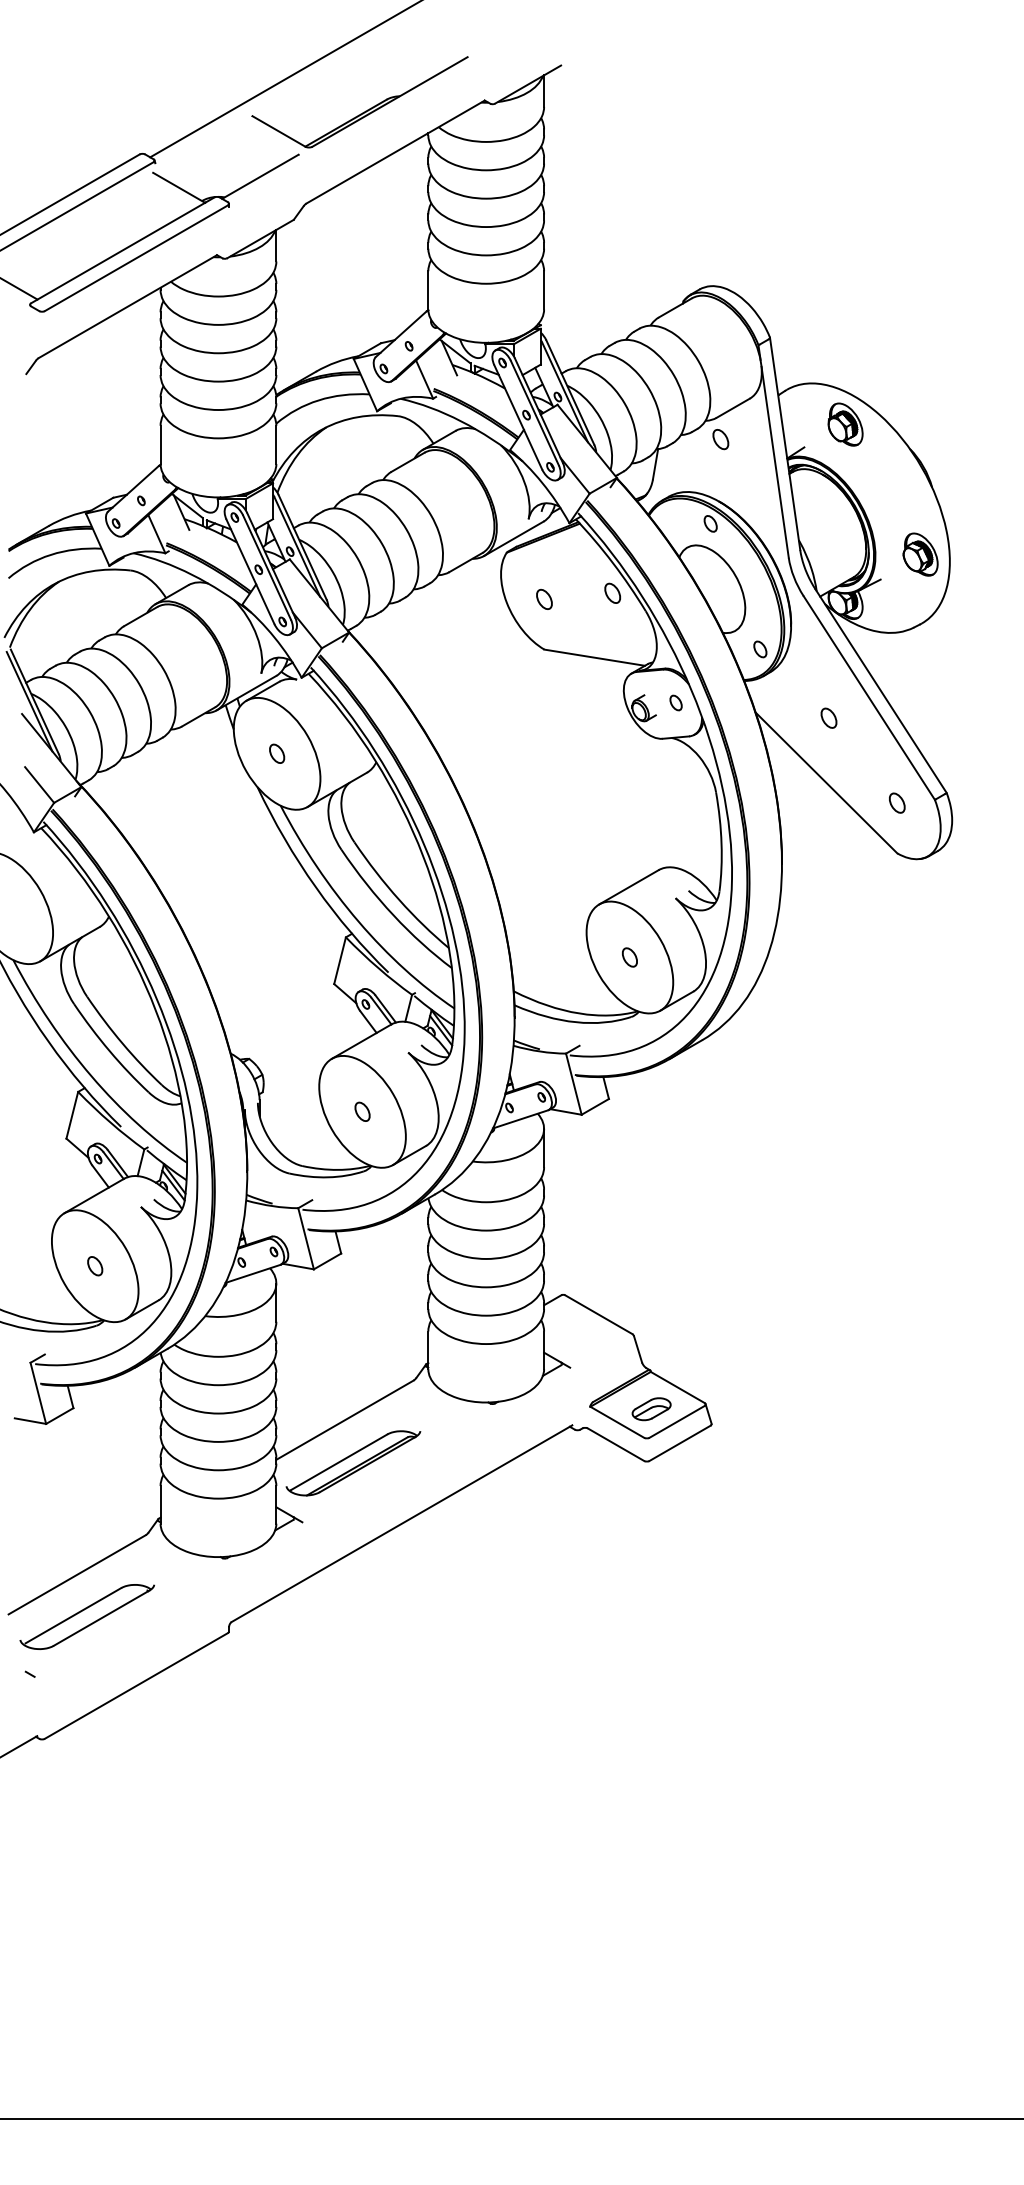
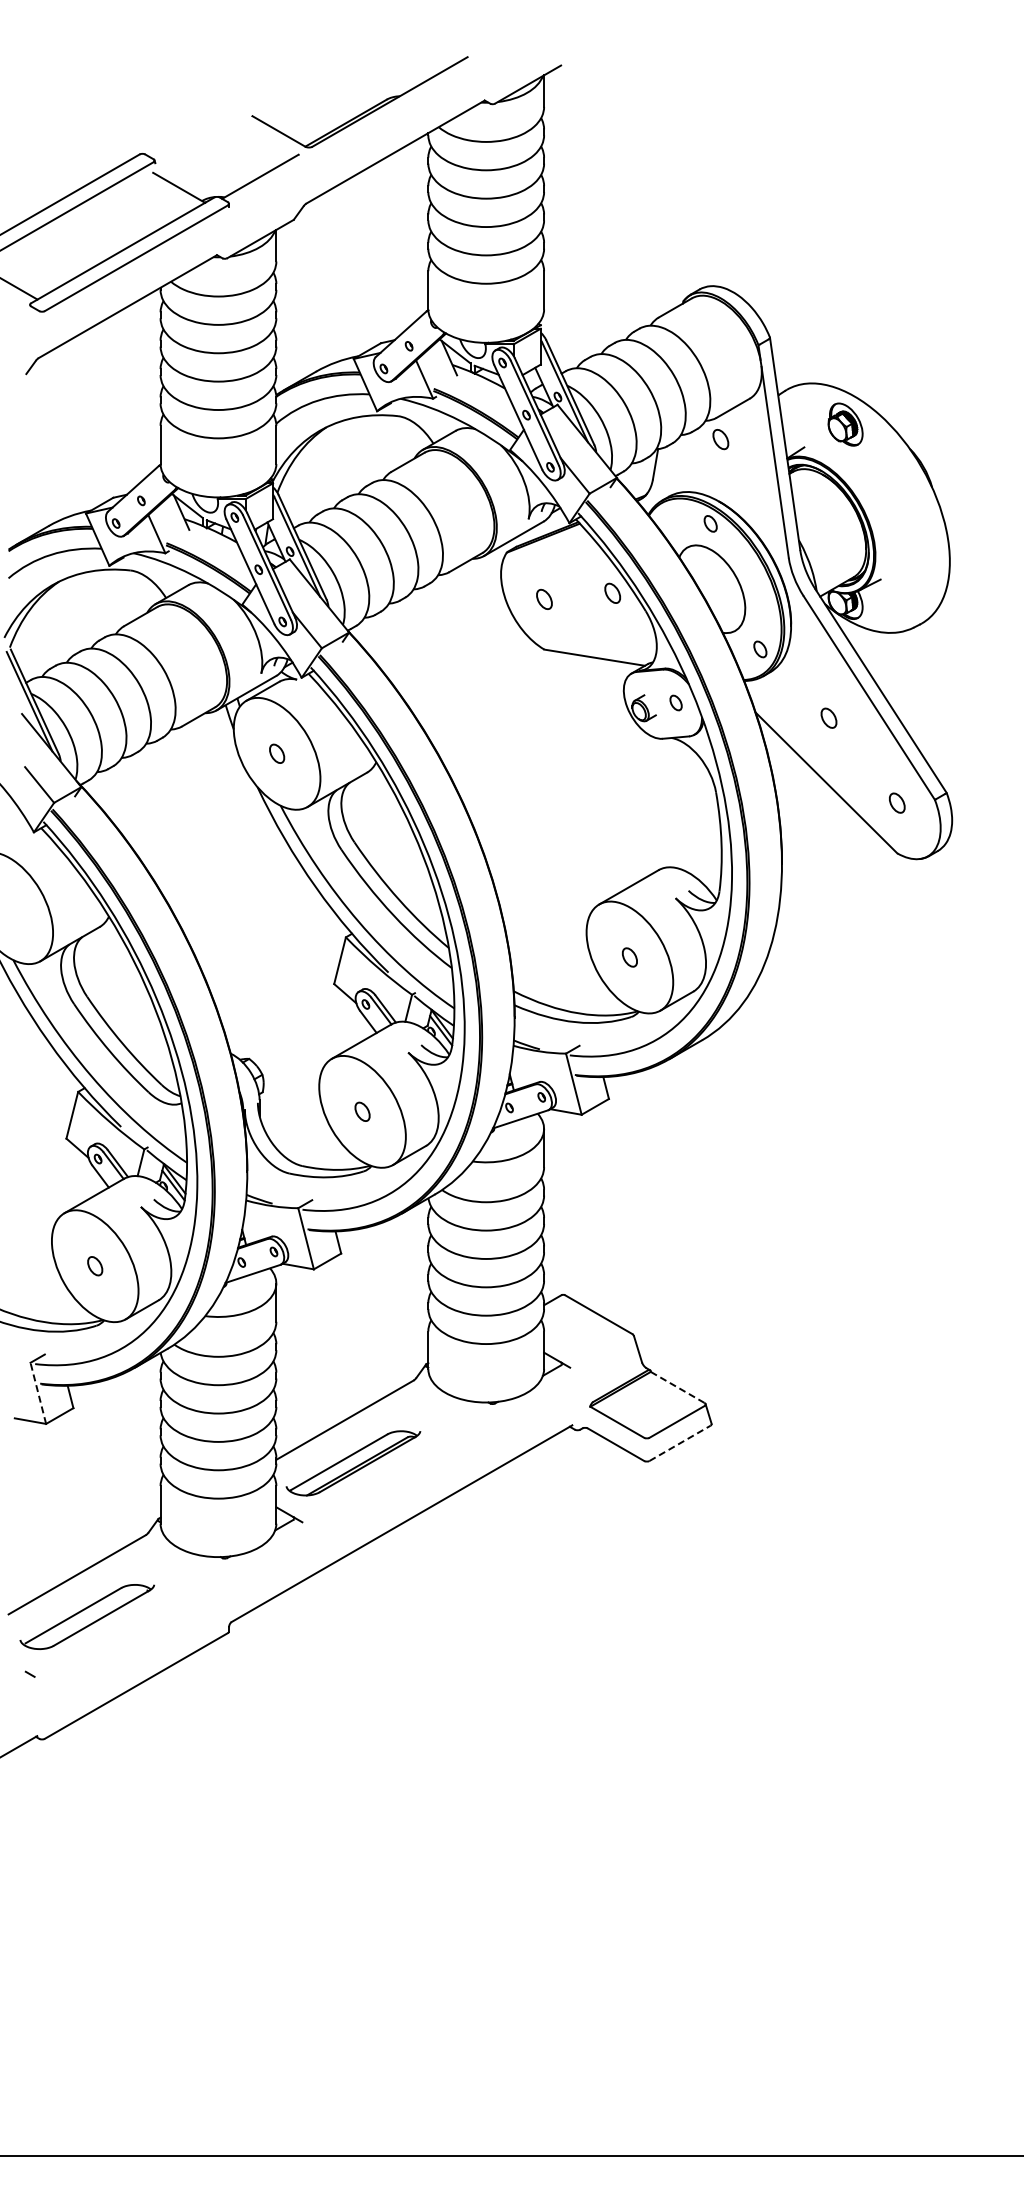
line: present -> none (284, 79)
part: present -> none (920, 554)
line: solid -> dashed (678, 1387)
line: solid -> dashed (38, 1393)
part: present -> none (651, 1409)
line: solid -> dashed (680, 1443)
line position: (511, 2119) -> (511, 2156) (511, 2156)
